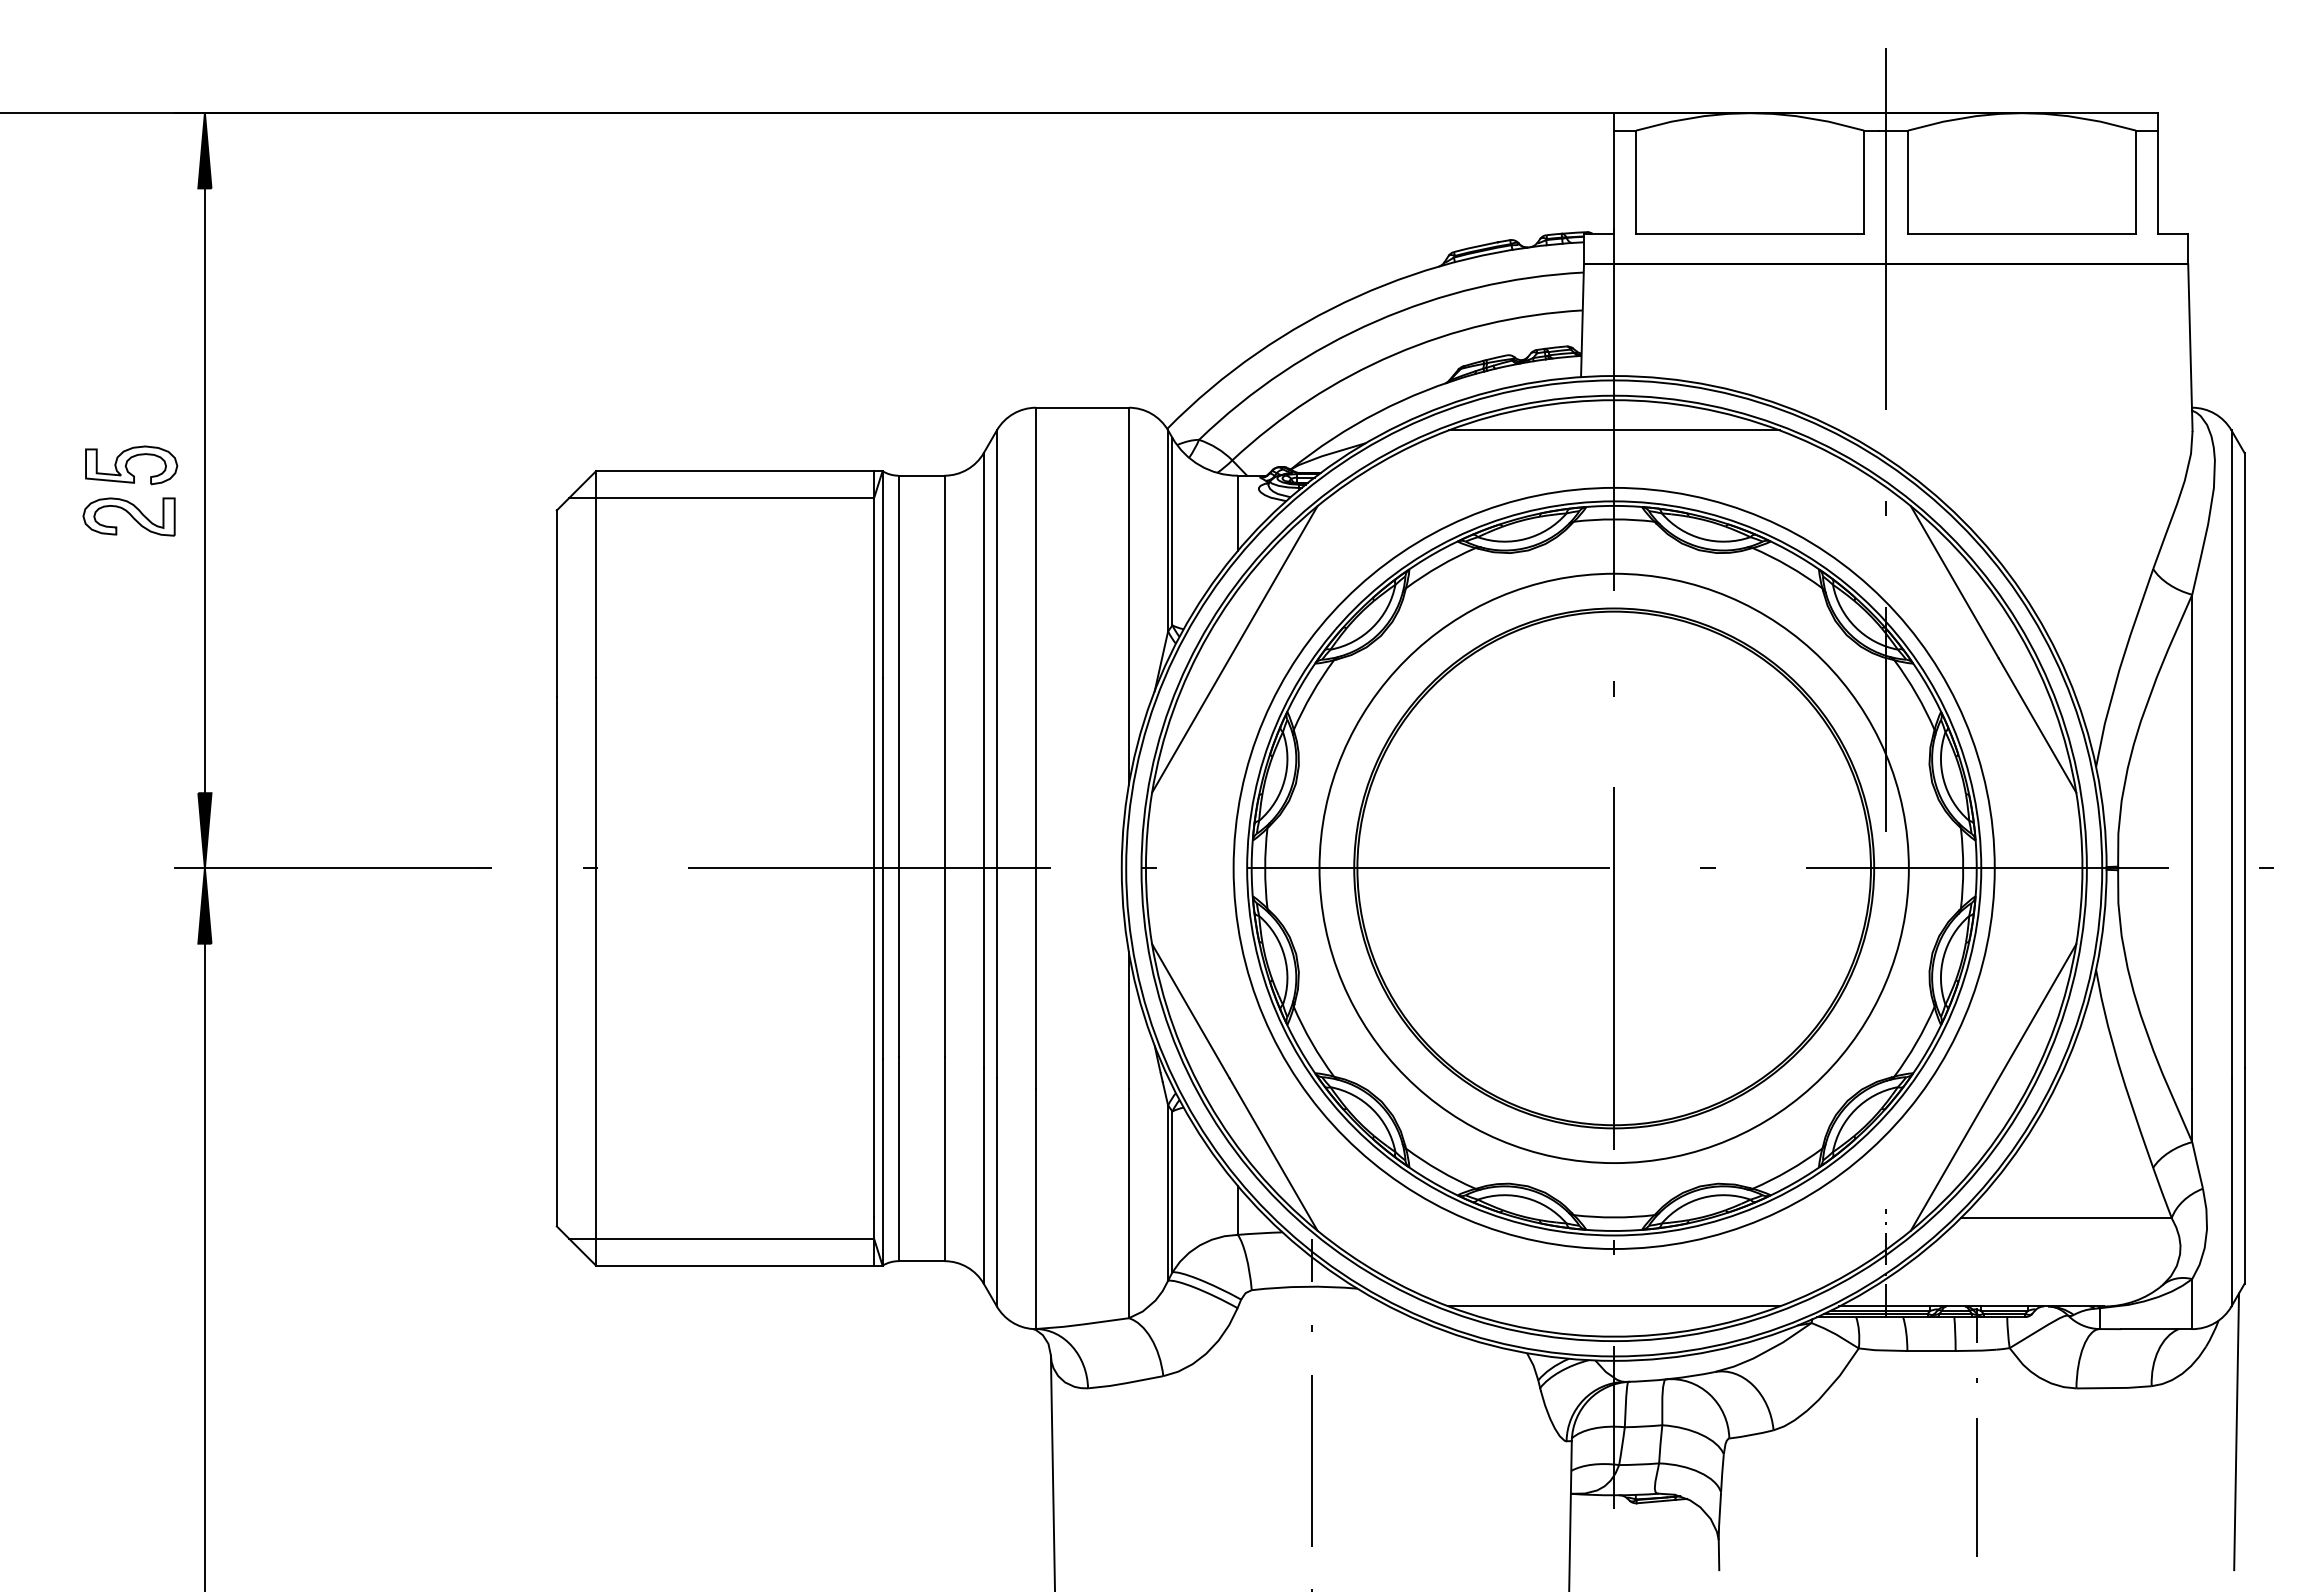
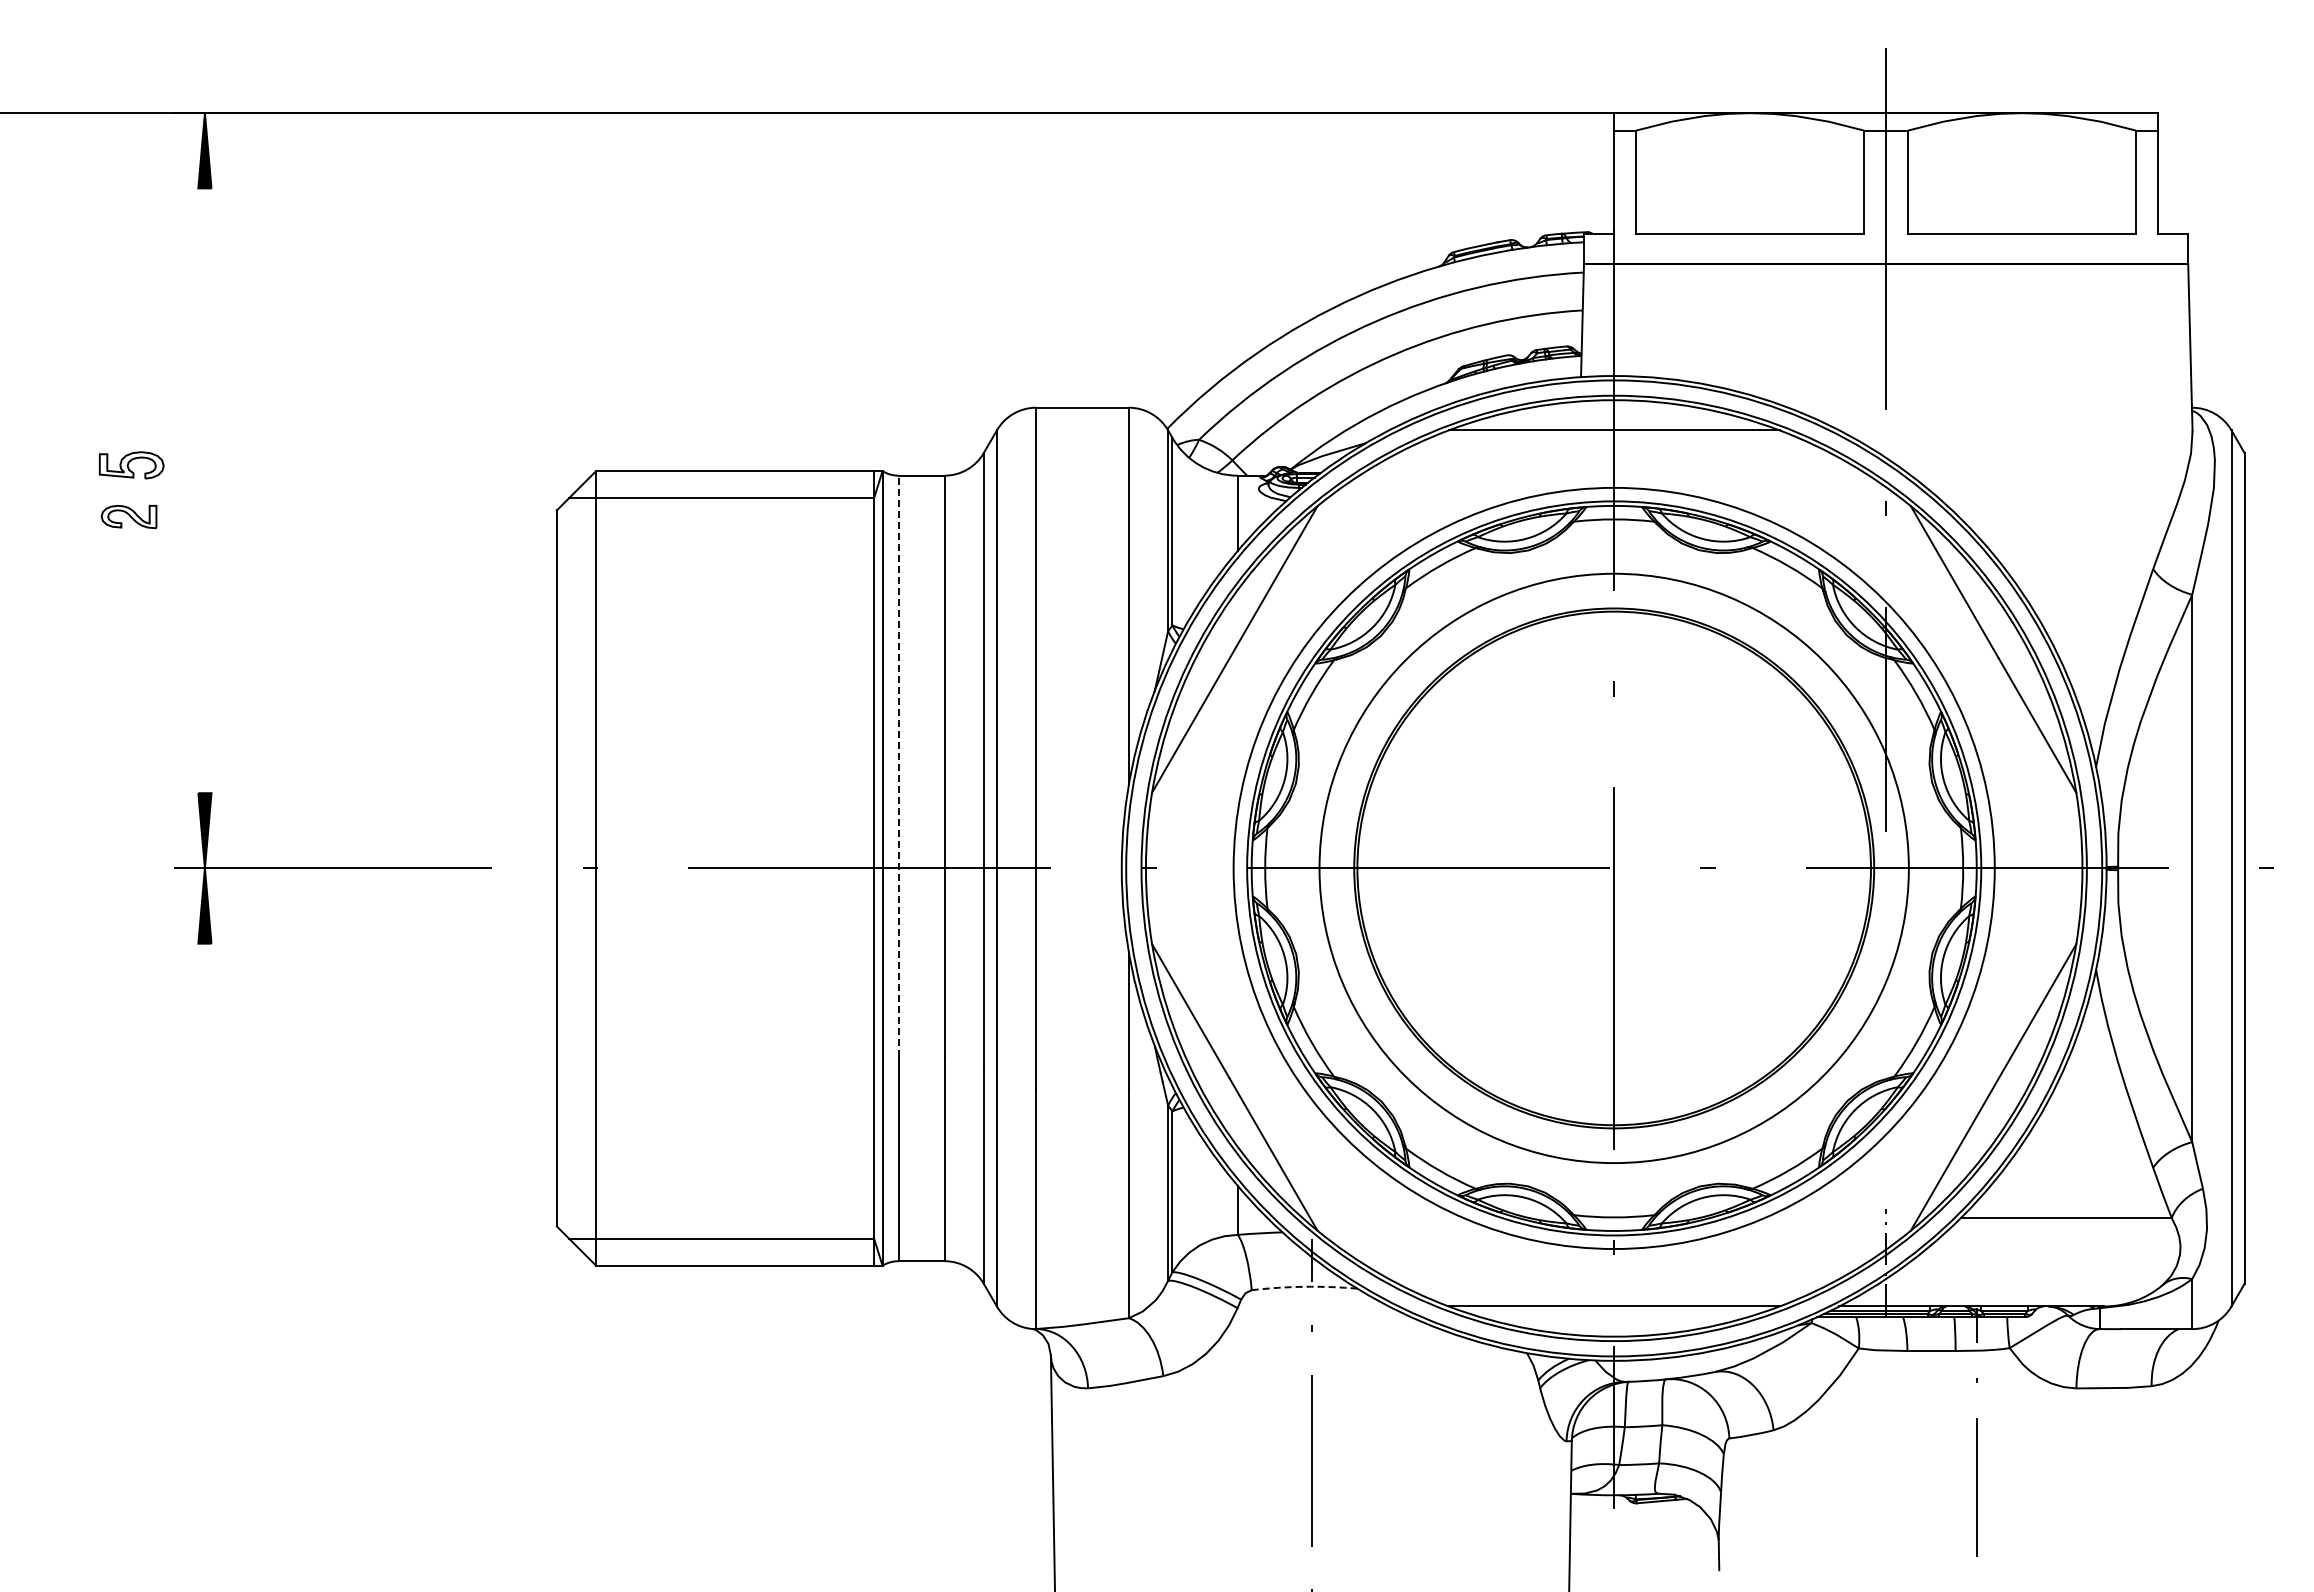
part size: 94x41 px -> 67x29 px (131, 465)
line: present -> none (204, 490)
part size: 94x40 px -> 58x26 px (128, 516)
line: solid -> dashed (898, 766)
line: present -> none (204, 1265)
arc: solid -> dashed (1304, 1286)
line: present -> none (2236, 1431)
